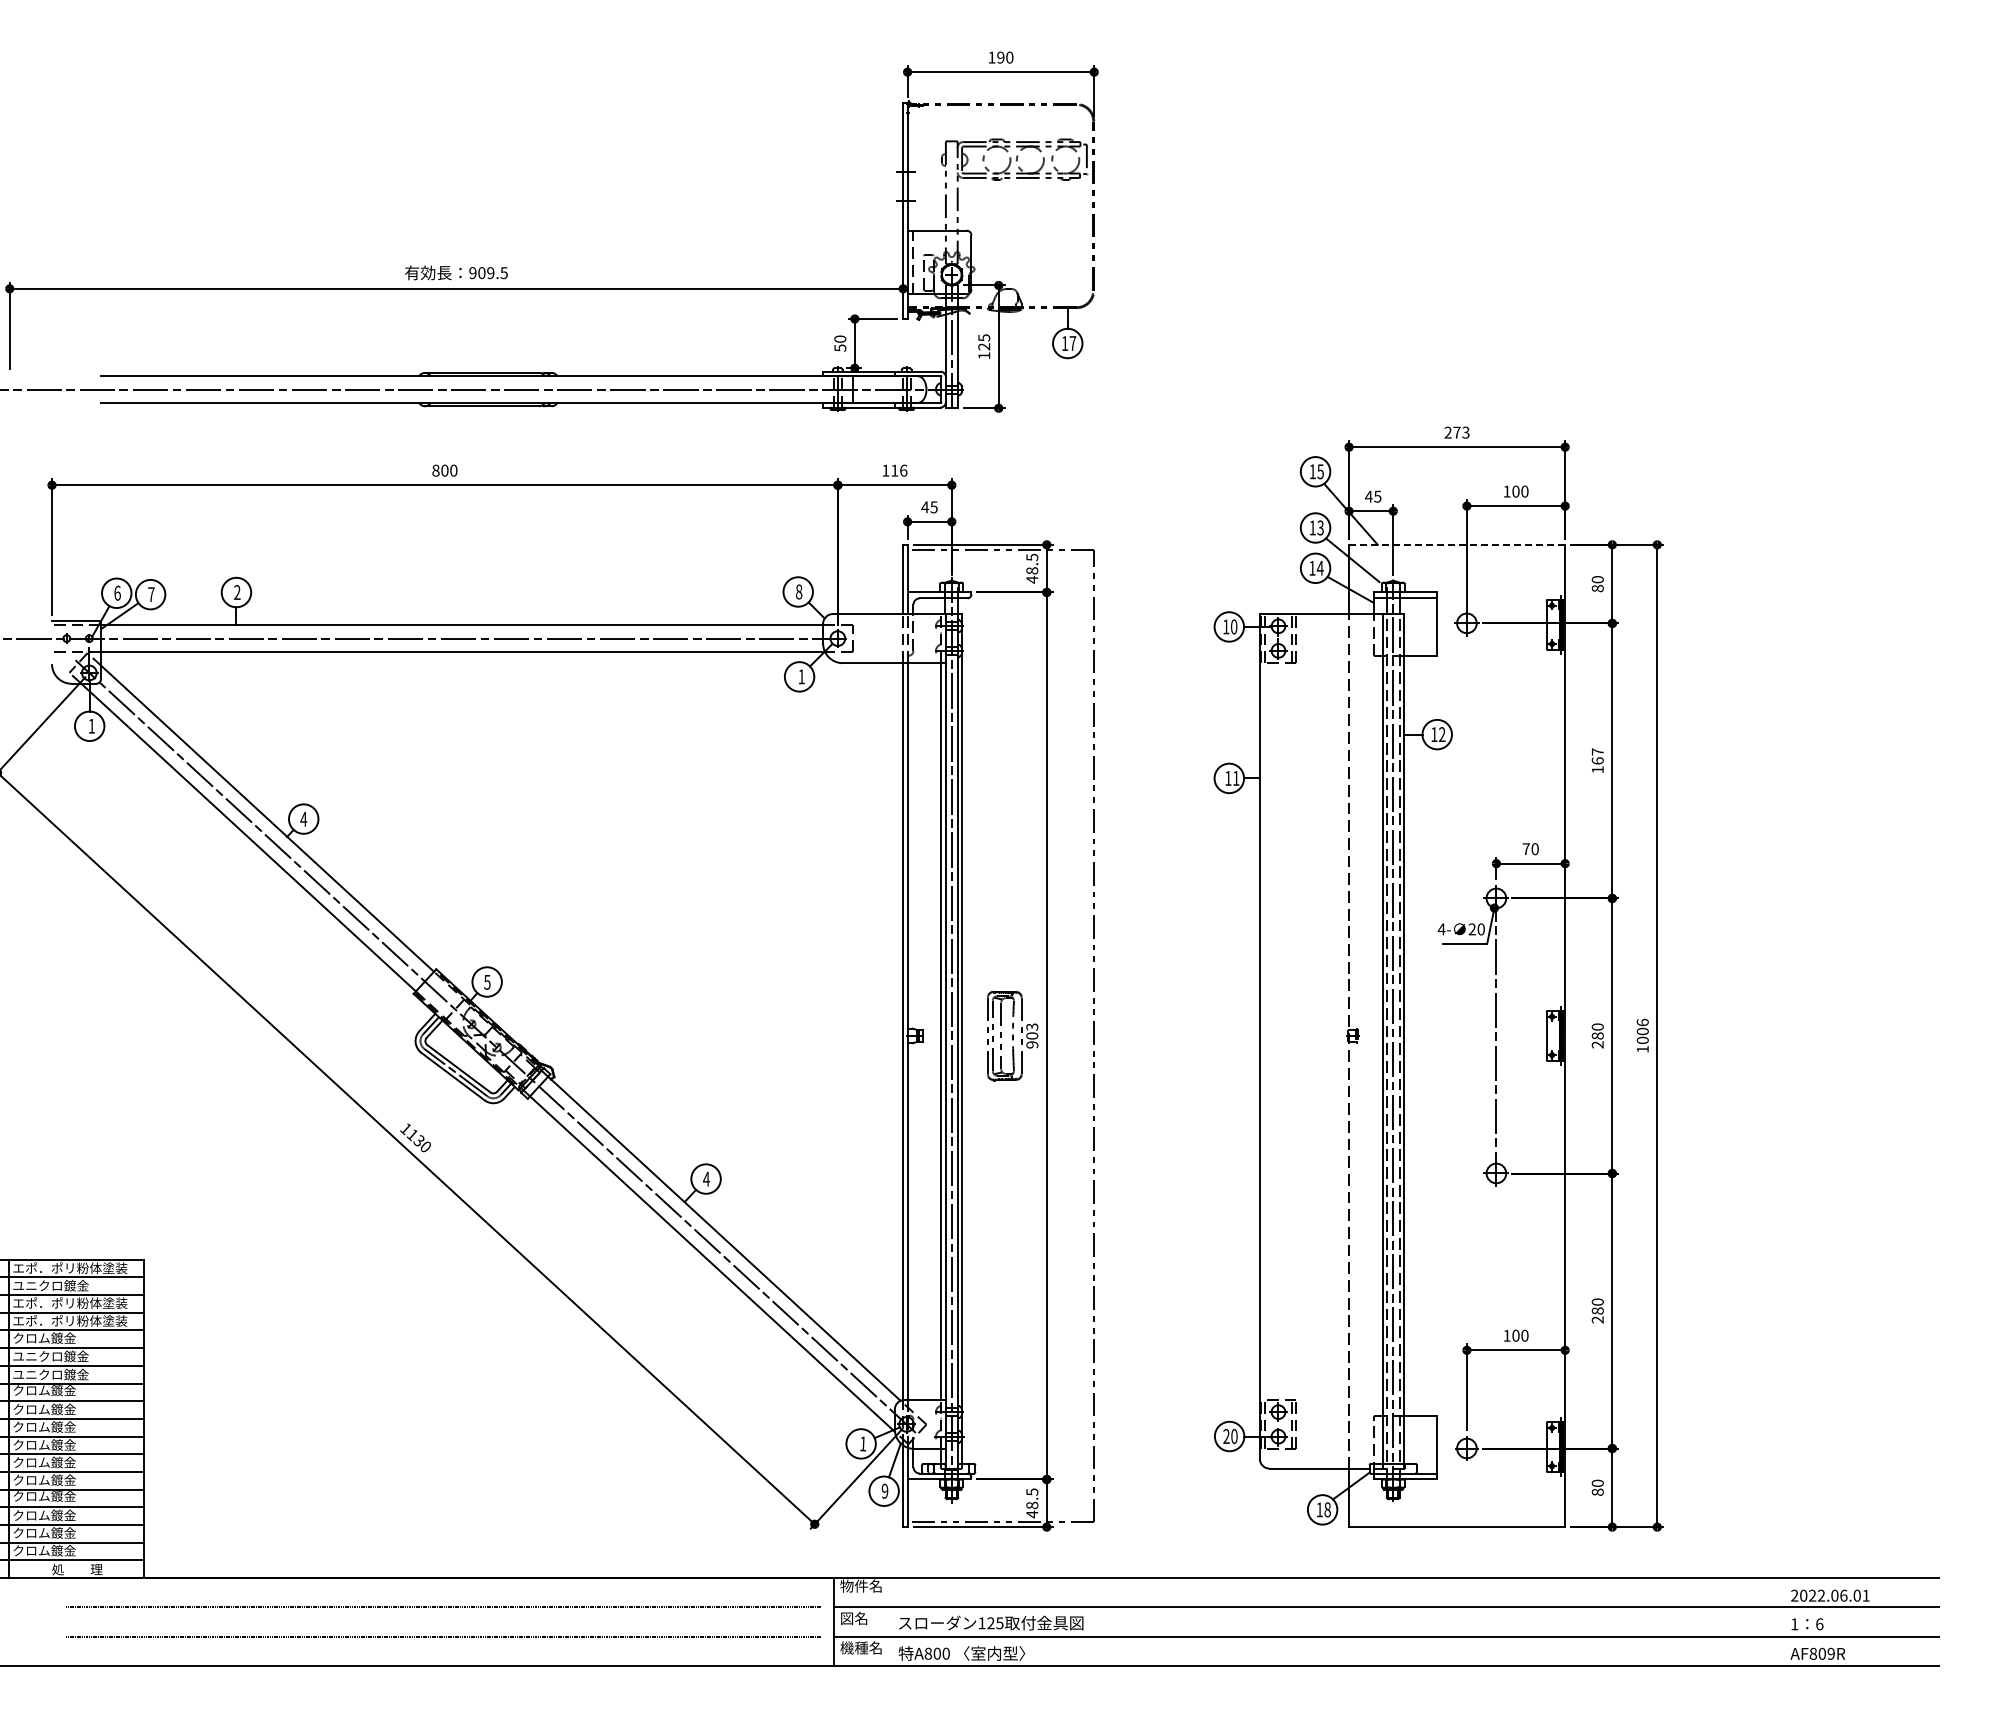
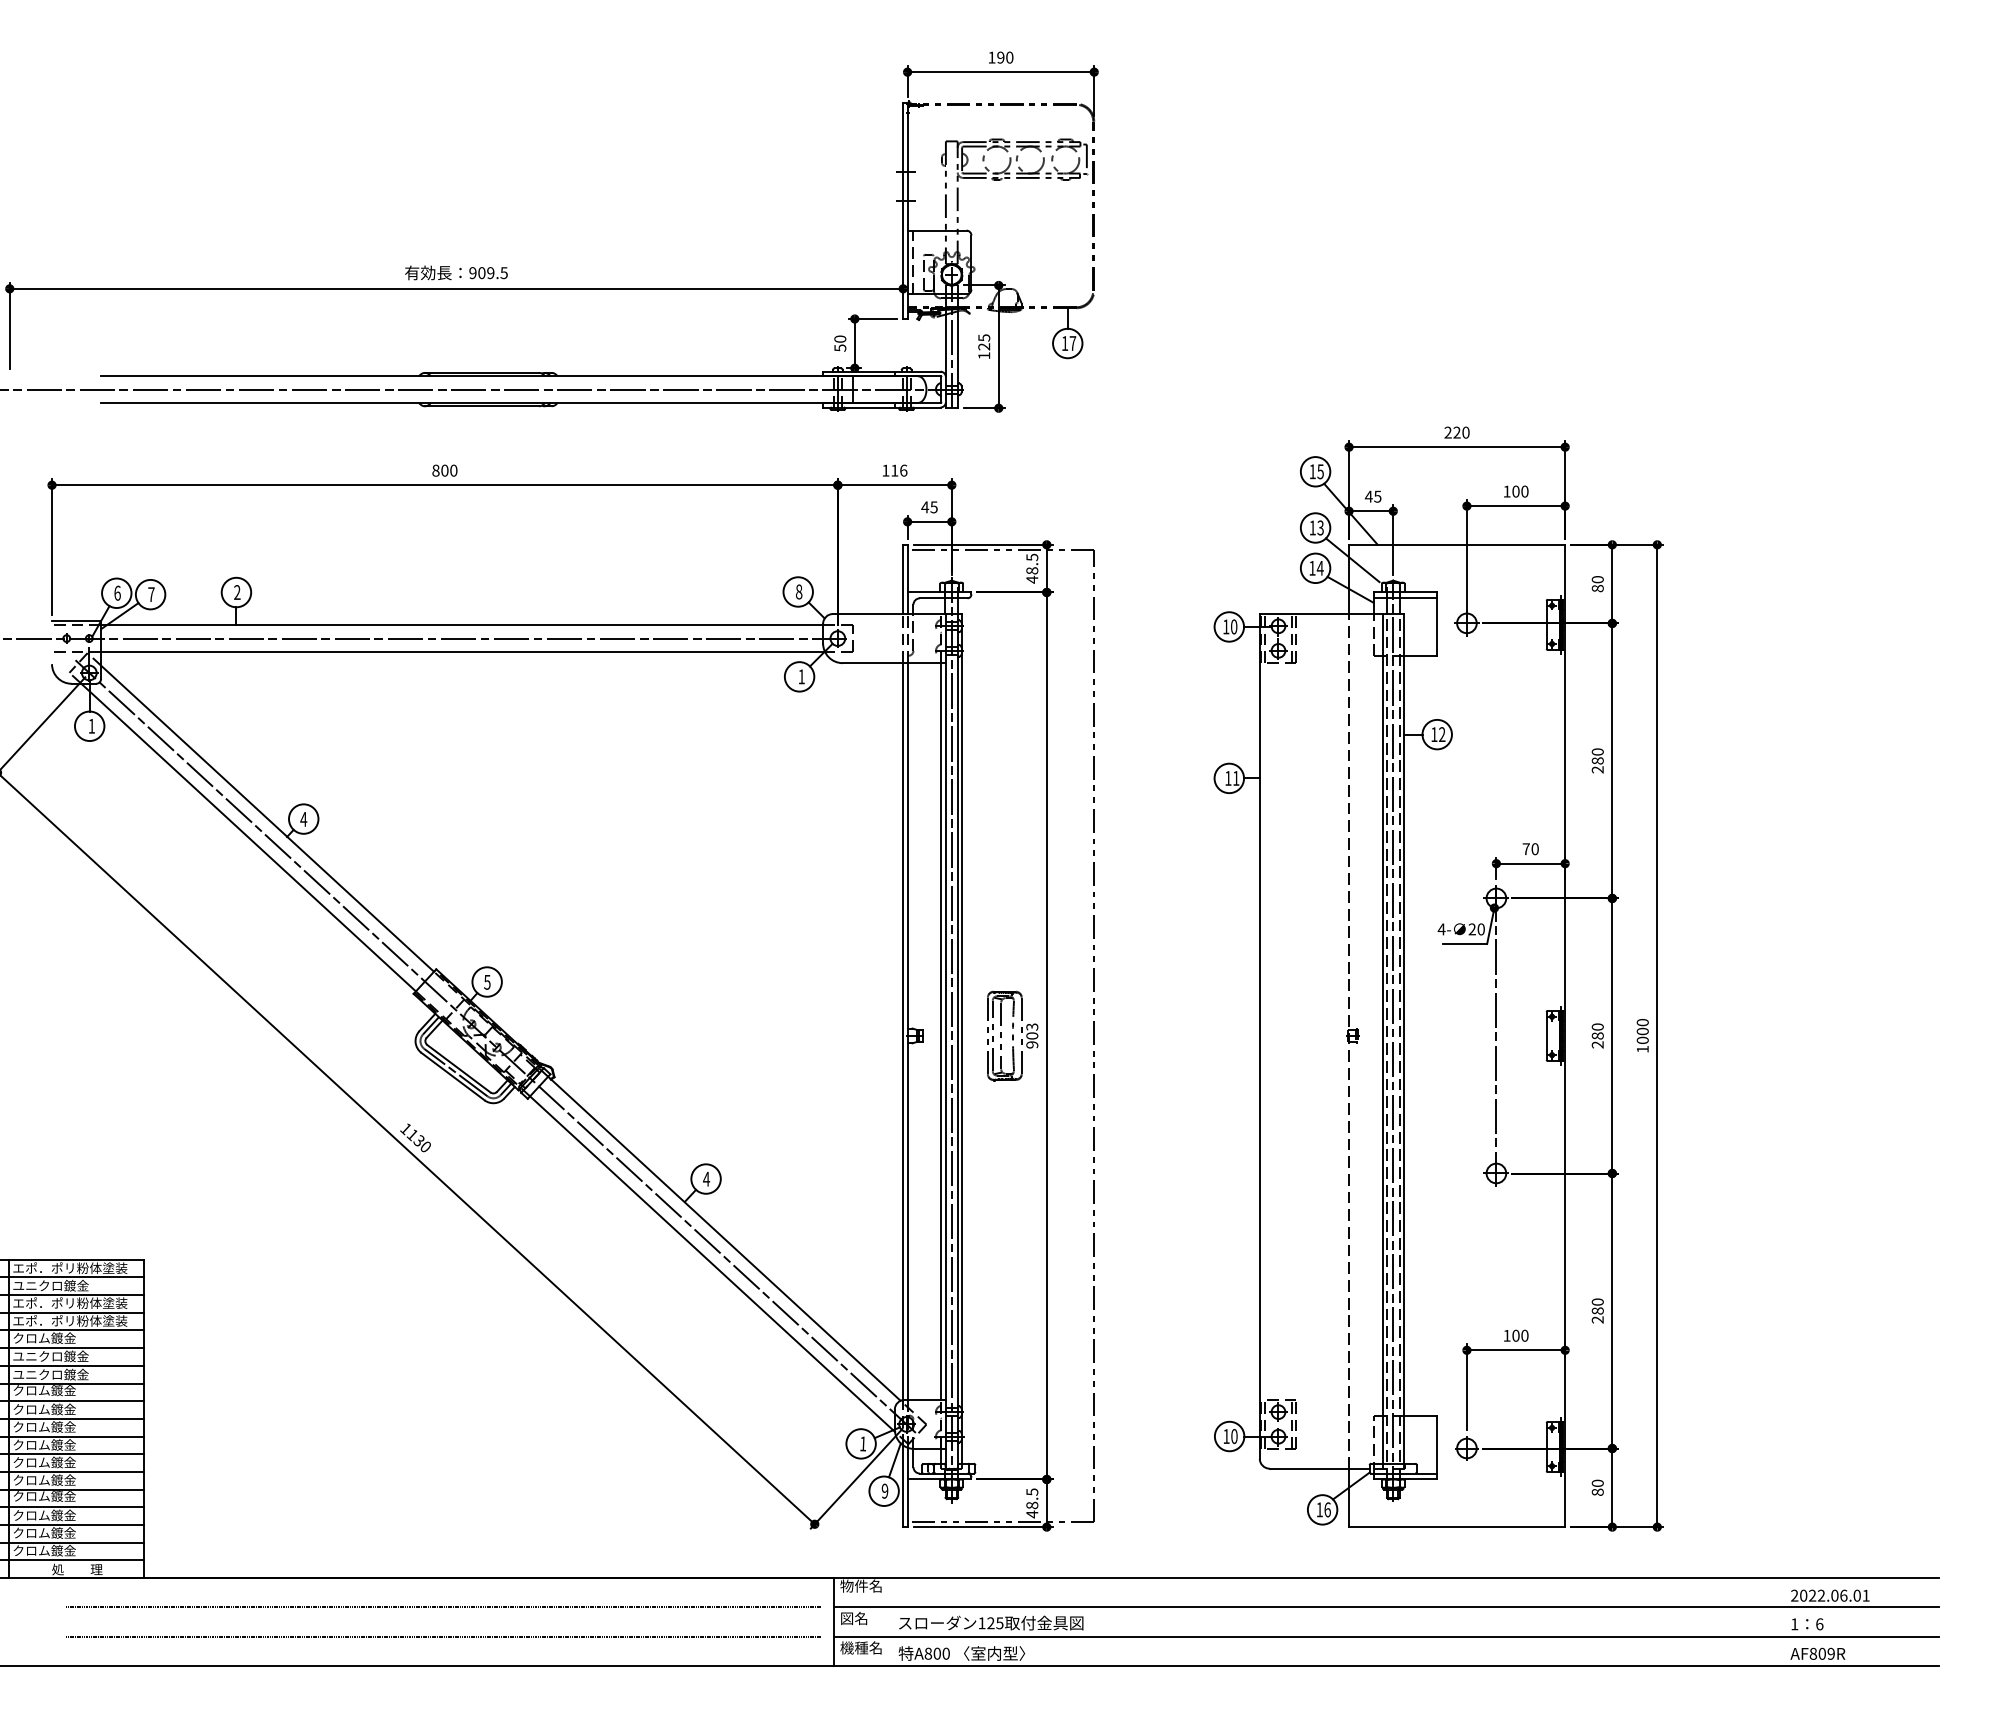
text: 273 -> 220 (1461, 432)
line: dashed -> solid (1456, 544)
text: 167 -> 280 (1597, 760)
text: 1006 -> 1000 (1642, 1022)
text: 20 -> 10 (1226, 1436)
text: 18 -> 16 (1327, 1509)
